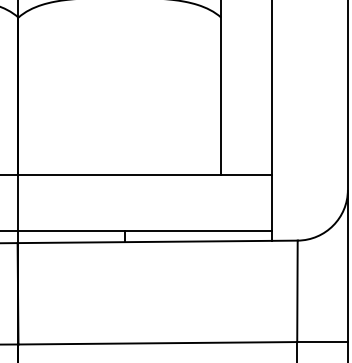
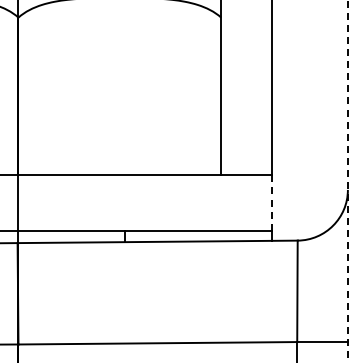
line: solid -> dashed (347, 181)
line: solid -> dashed (271, 202)
